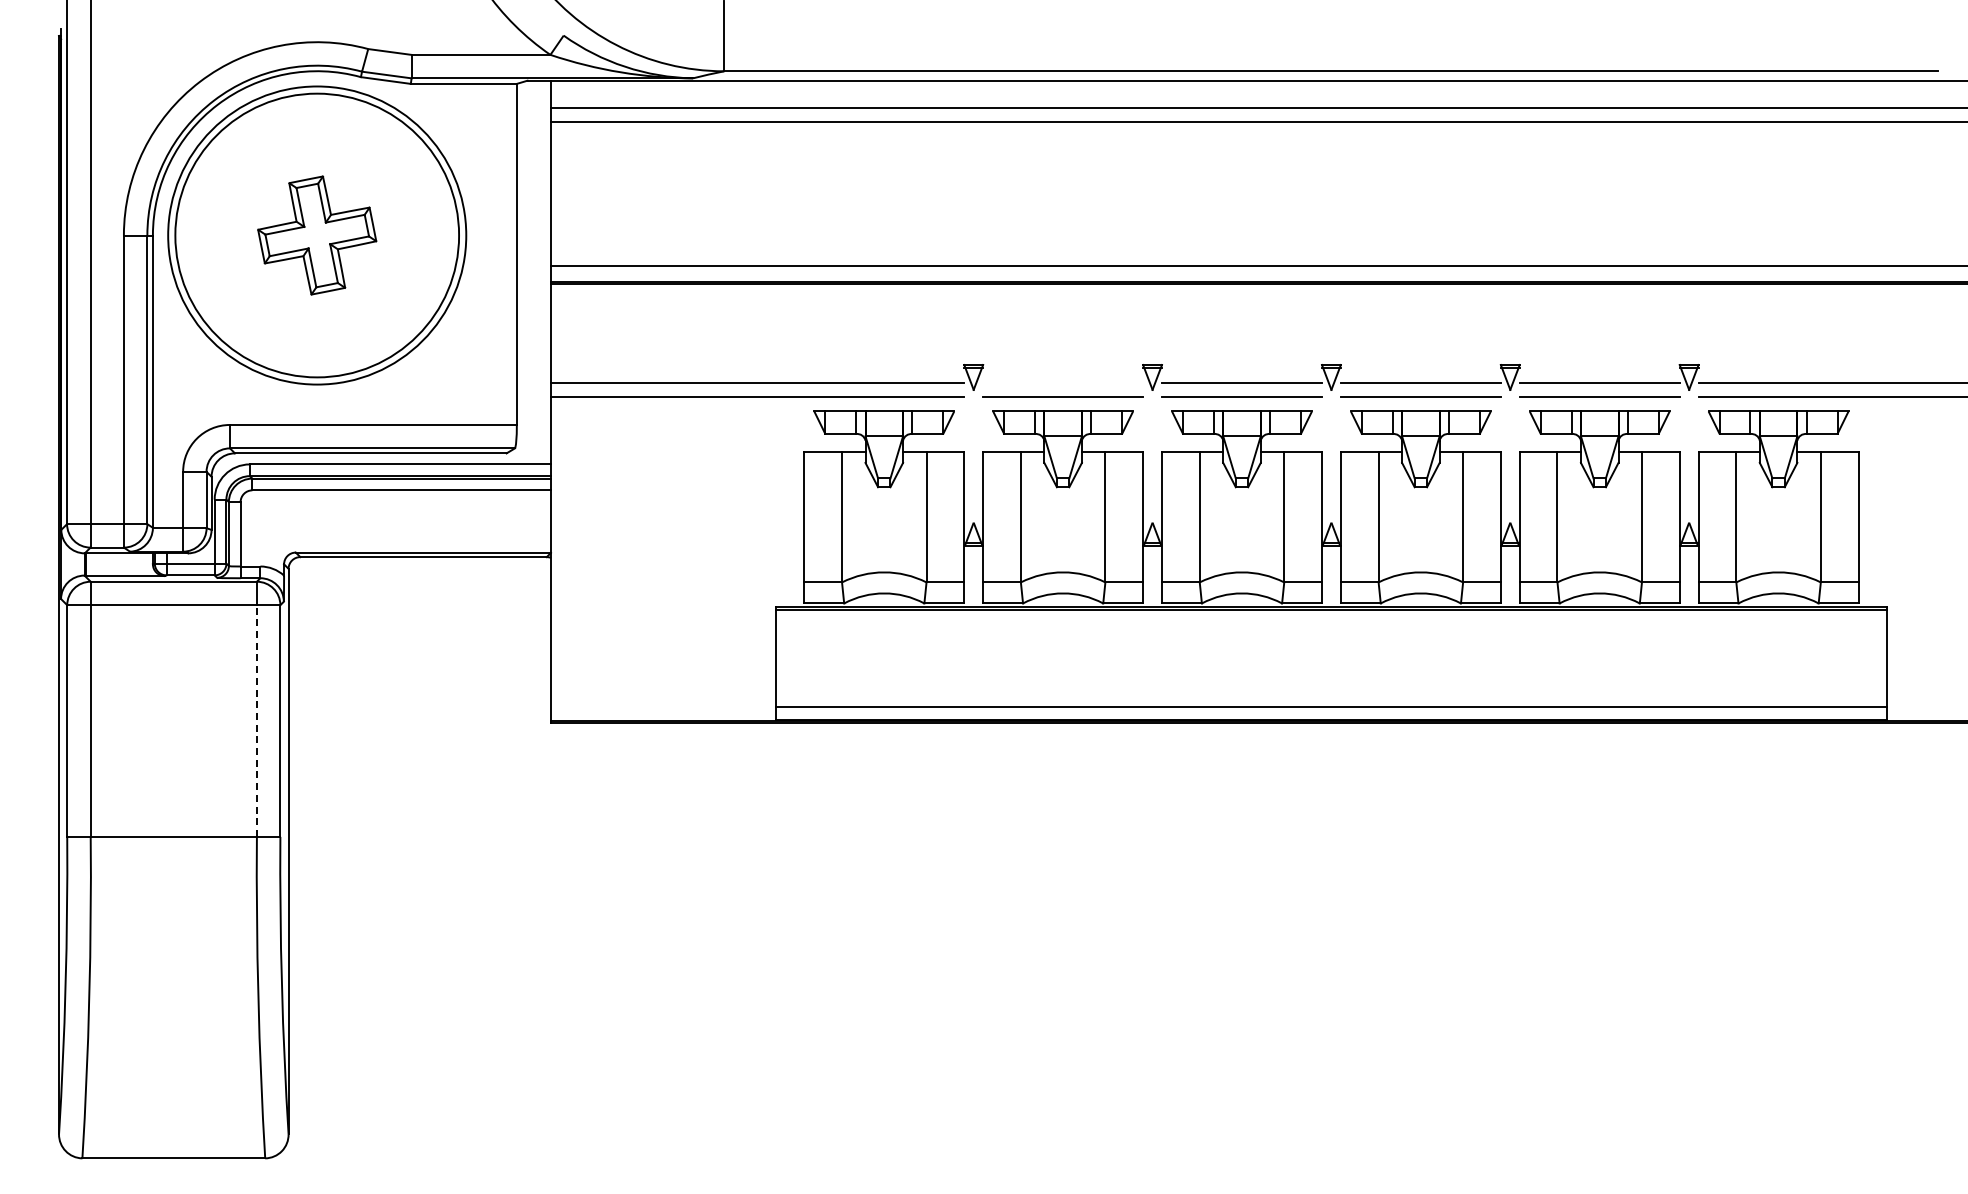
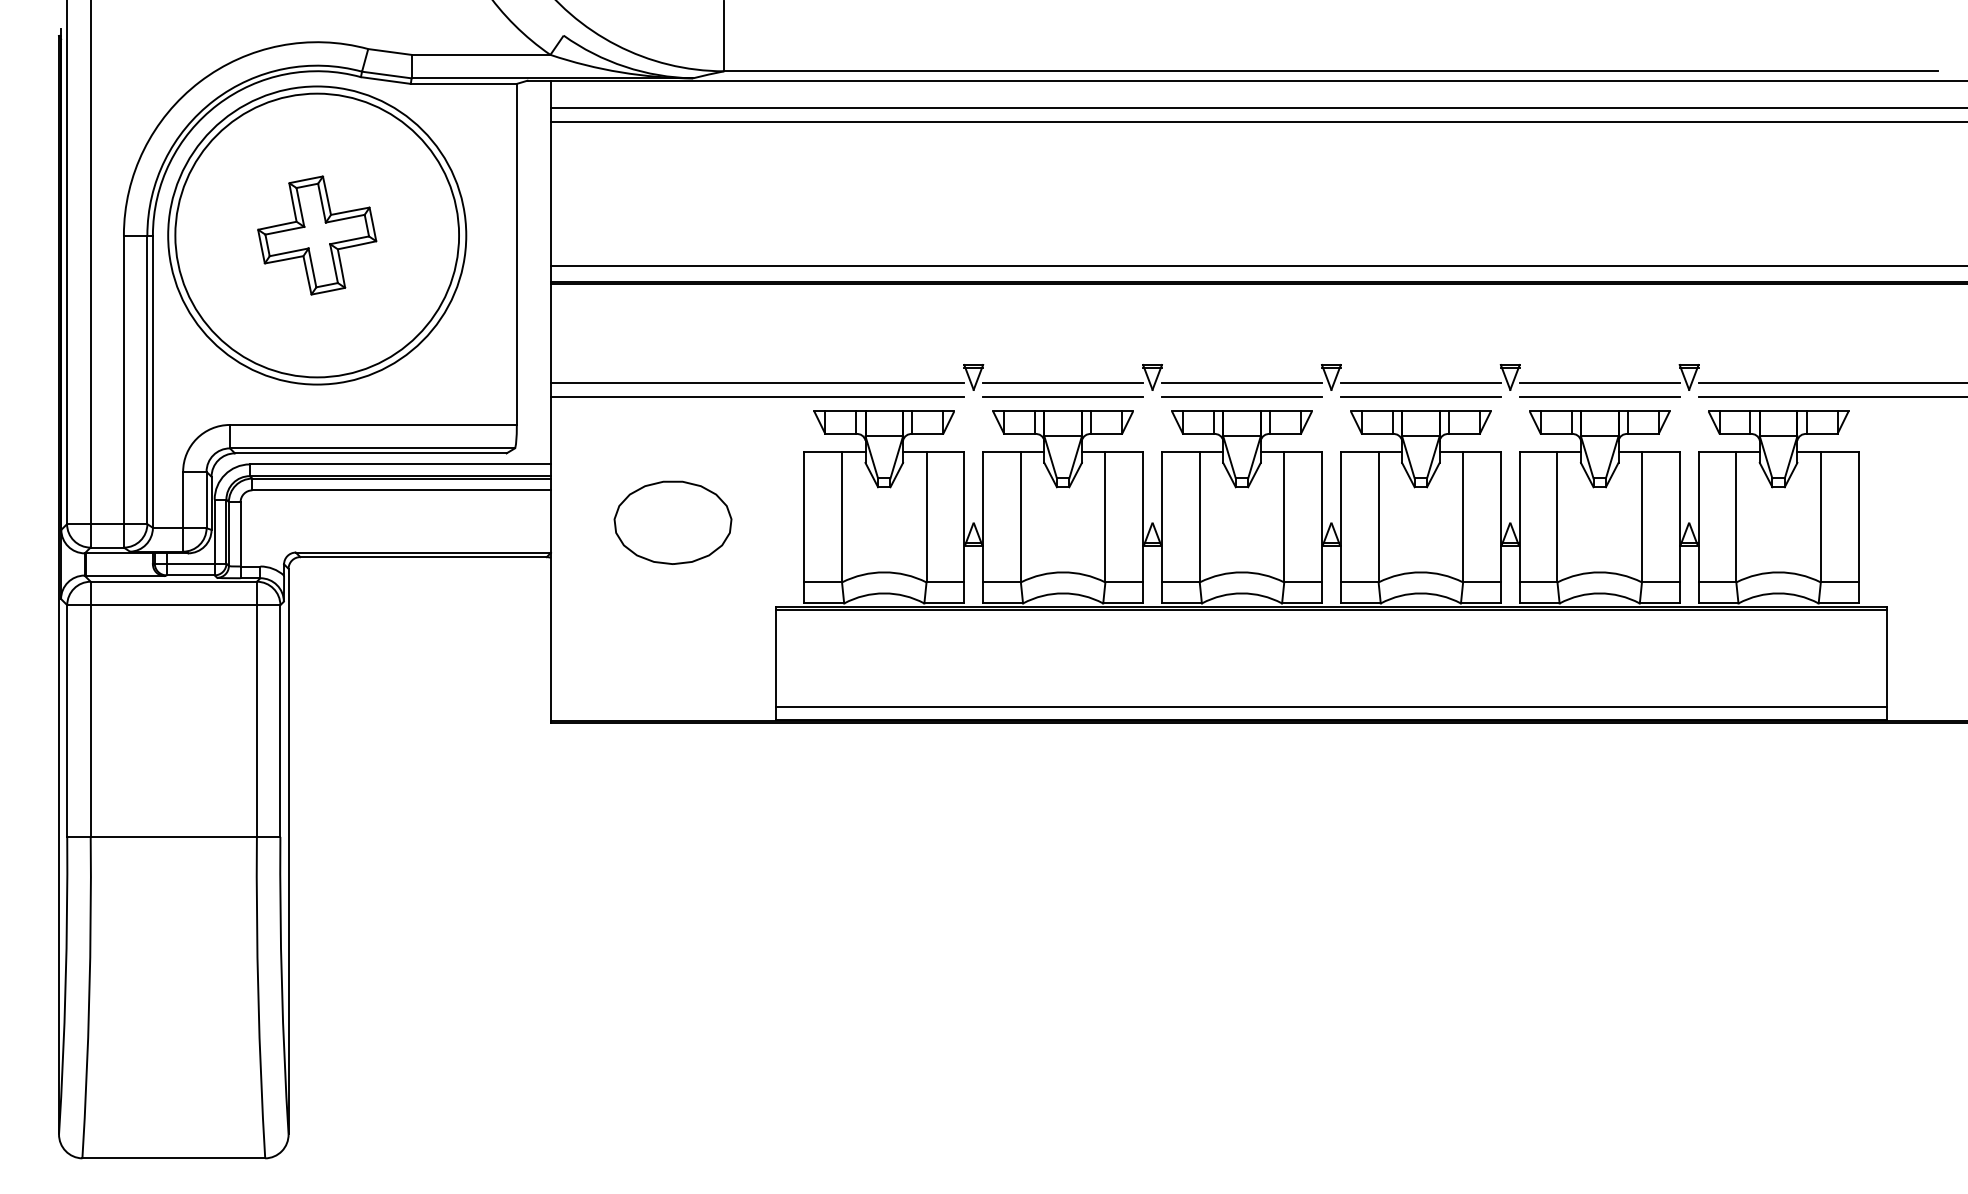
line: none -> present (1063, 383)
part: none -> present (672, 522)
line: dashed -> solid (256, 721)
